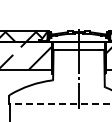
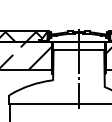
line: dashed -> solid (59, 103)
